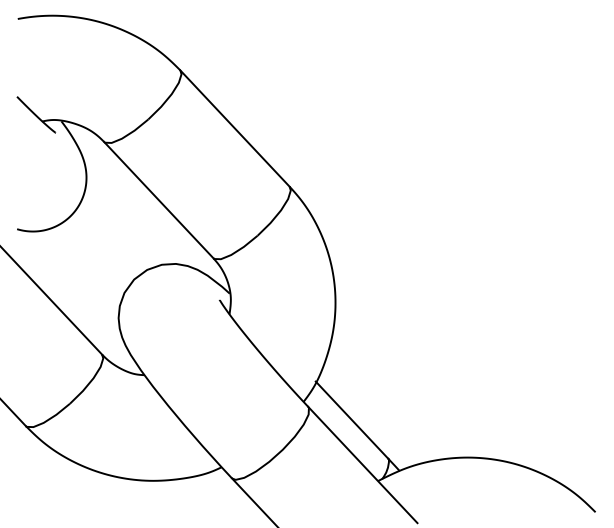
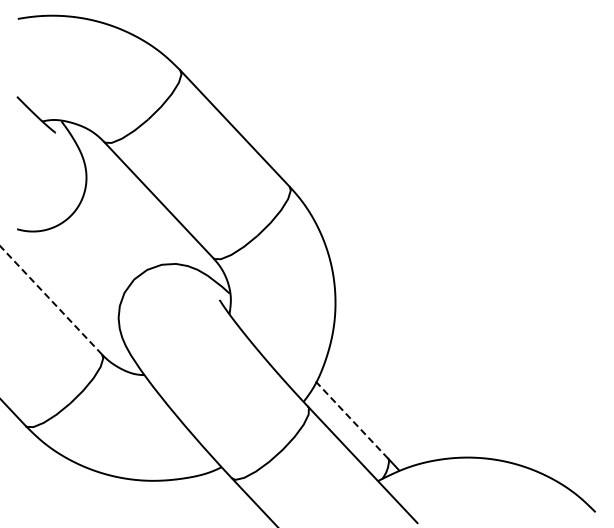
line: solid -> dashed (50, 300)
line: solid -> dashed (352, 420)
